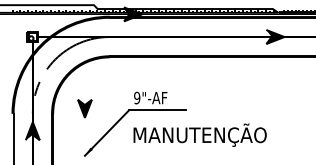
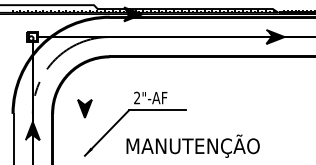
text: 9"-AF -> 2"-AF (137, 98)
text position: (199, 134) -> (192, 145) (192, 145)
